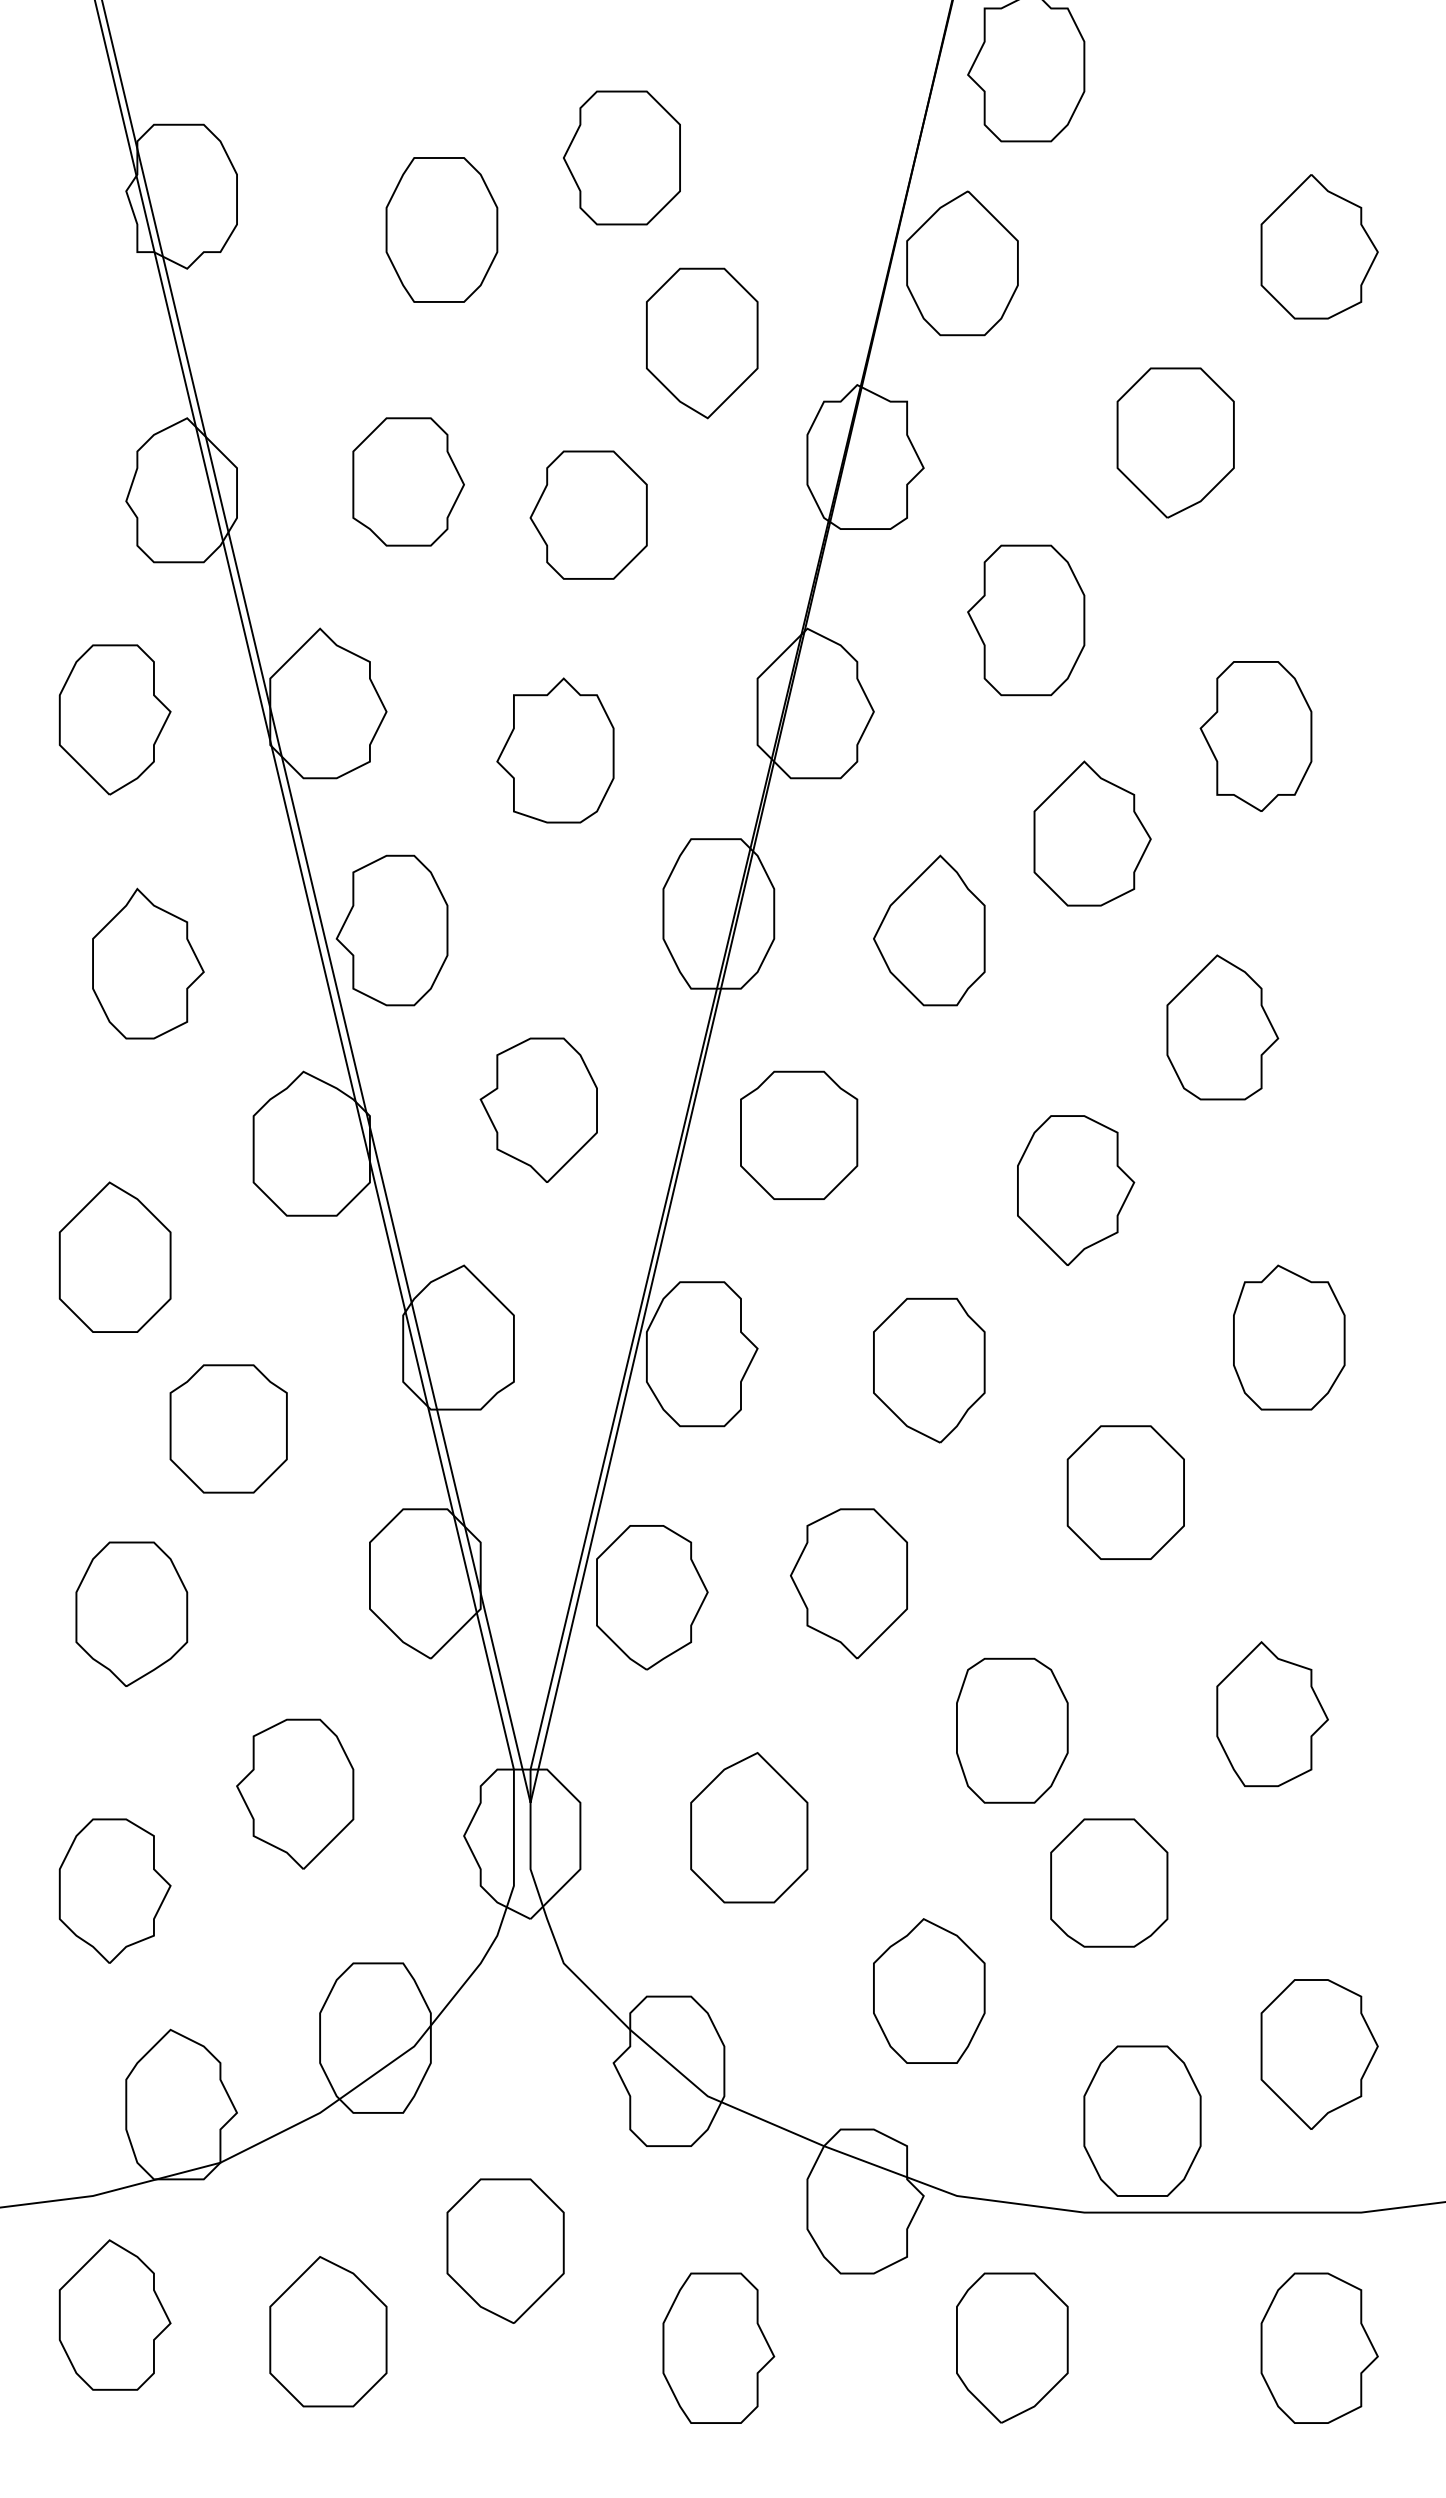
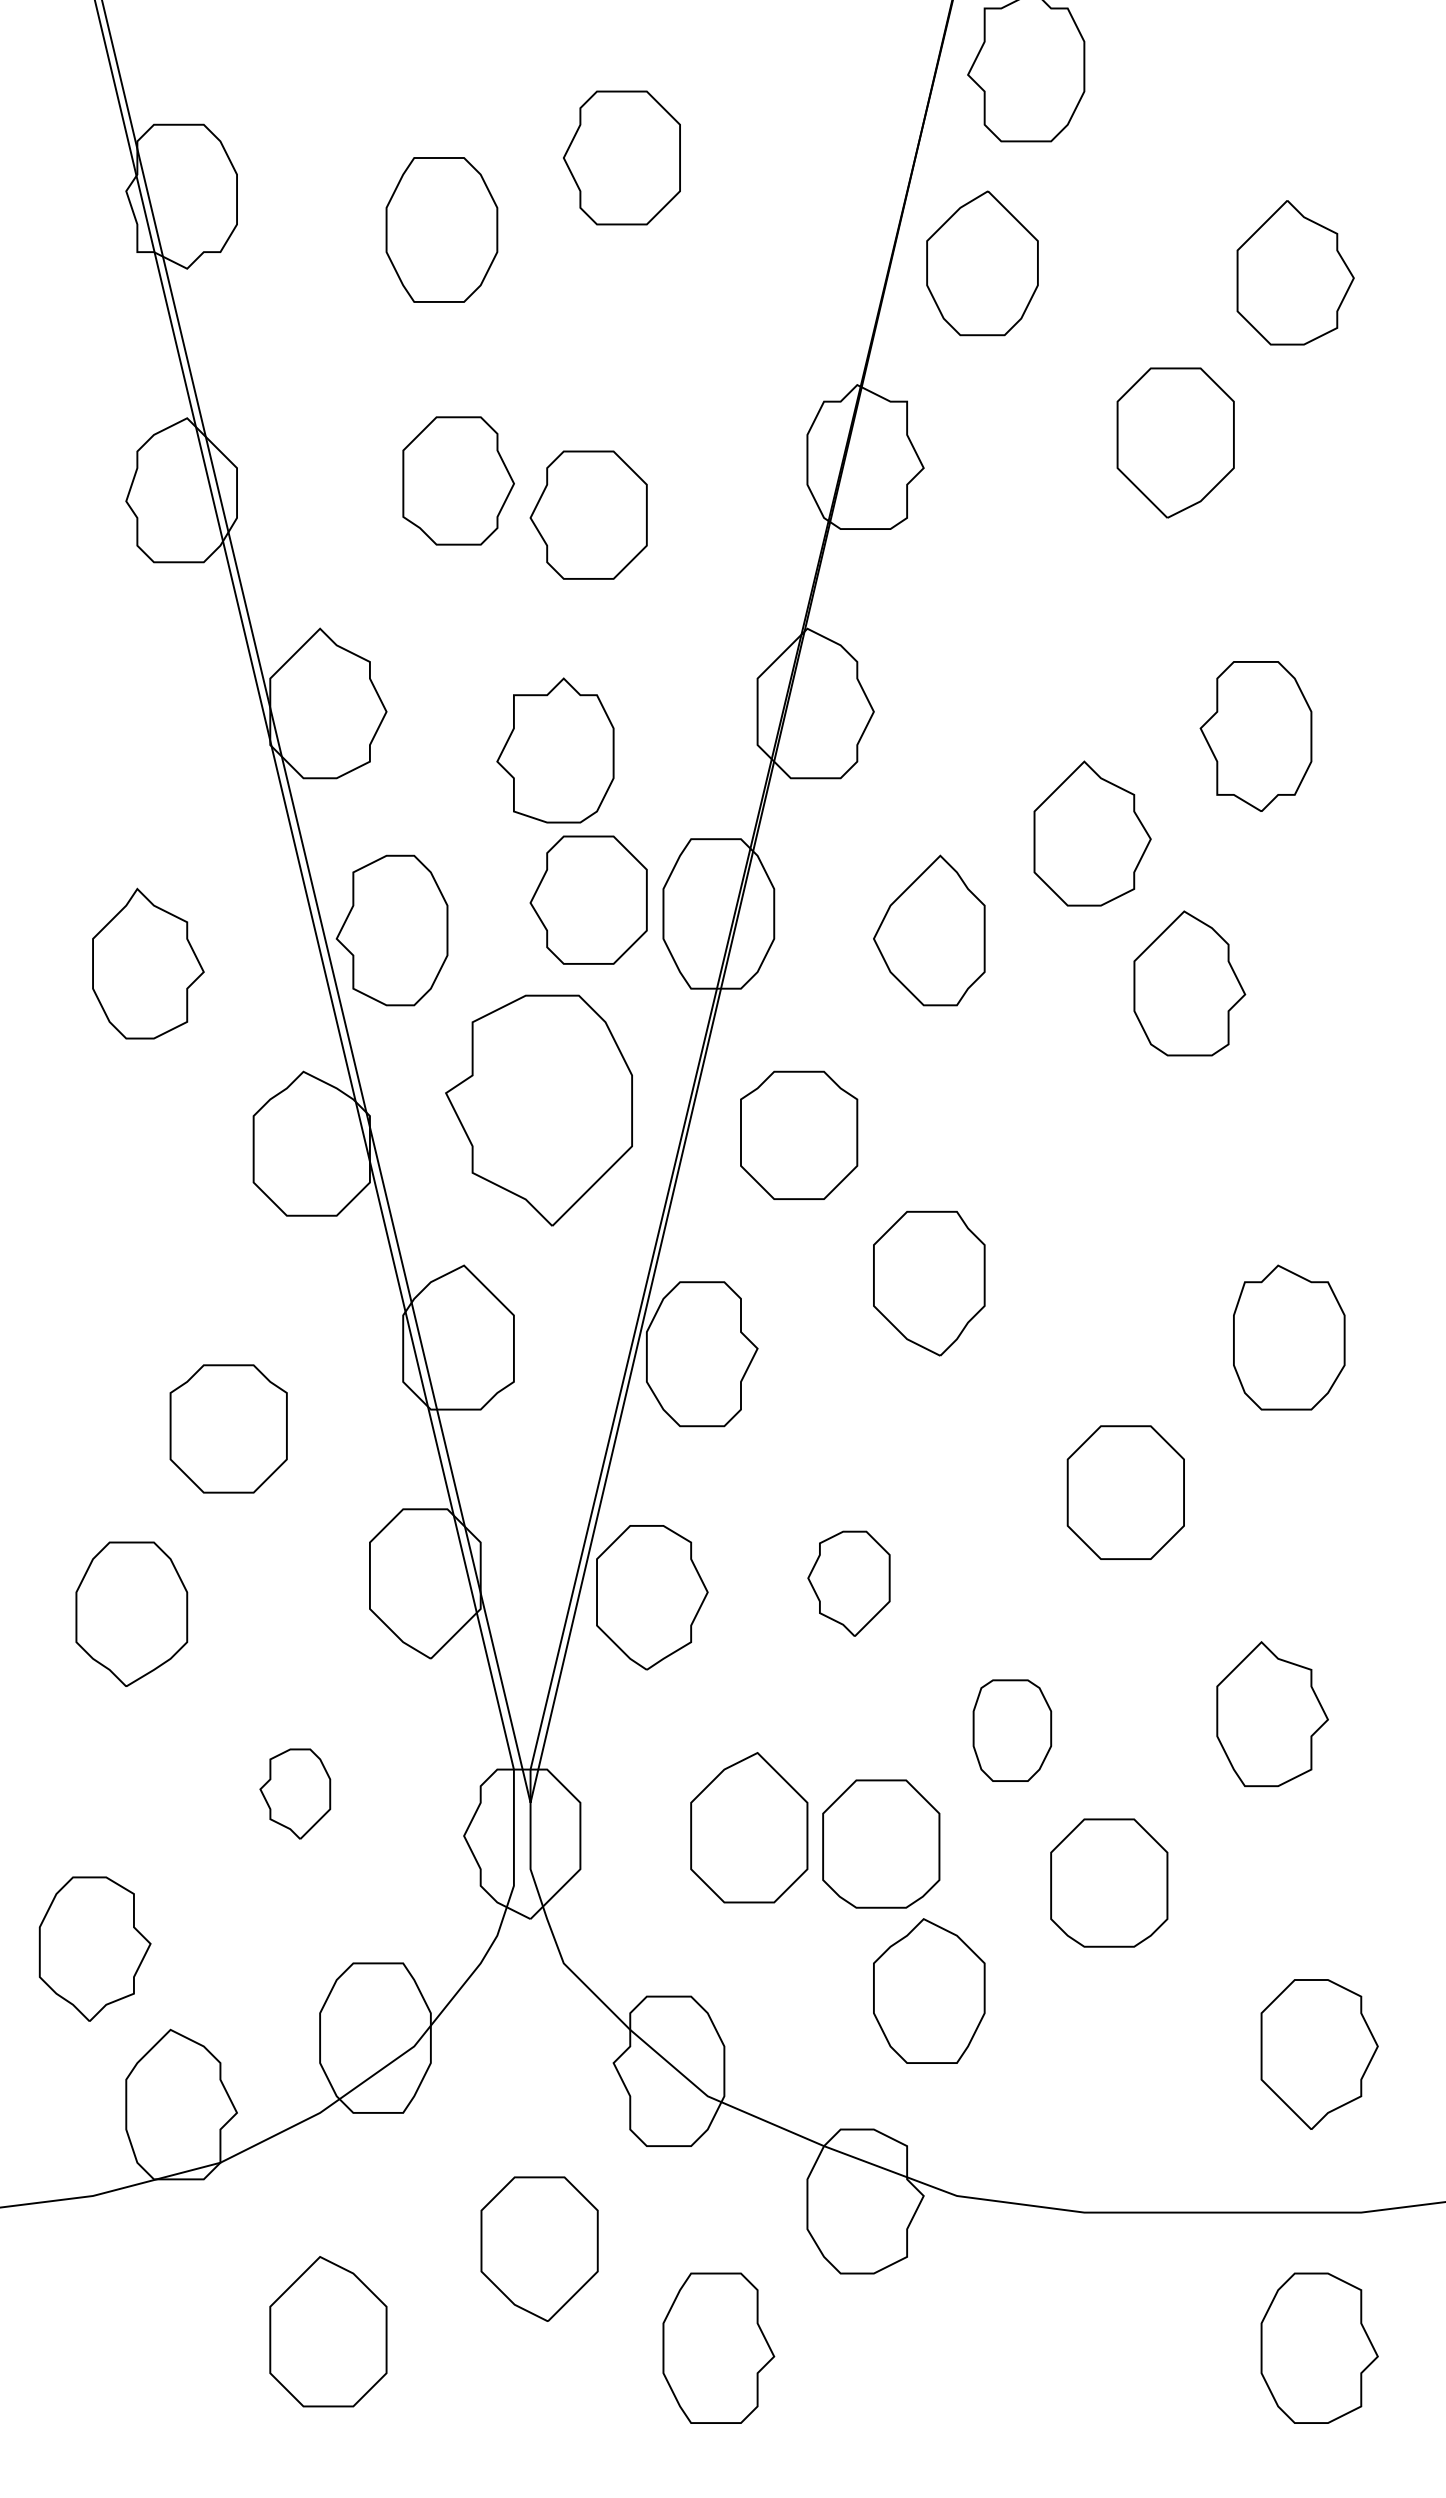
part position: (1319, 246) -> (1295, 272) (1295, 272)
part position: (962, 263) -> (982, 263) (982, 263)
part: present -> none (702, 343)
part position: (408, 481) -> (458, 480) (458, 480)
part: present -> none (1026, 620)
part: present -> none (114, 719)
part: none -> present (588, 899)
part position: (1222, 1027) -> (1189, 983) (1189, 983)
part size: 119x146 px -> 188x233 px (538, 1110)
part: present -> none (1076, 1190)
part: present -> none (114, 1256)
part position: (929, 1370) -> (929, 1283) (929, 1283)
part size: 118x152 px -> 84x107 px (848, 1583)
part size: 113x147 px -> 81x103 px (1012, 1730)
part size: 119x152 px -> 73x92 px (295, 1793)
part: none -> present (881, 1843)
part position: (114, 1890) -> (94, 1948) (94, 1948)
part: present -> none (1142, 2120)
part position: (505, 2250) -> (539, 2248) (539, 2248)
part: present -> none (114, 2314)
part: present -> none (1012, 2347)
